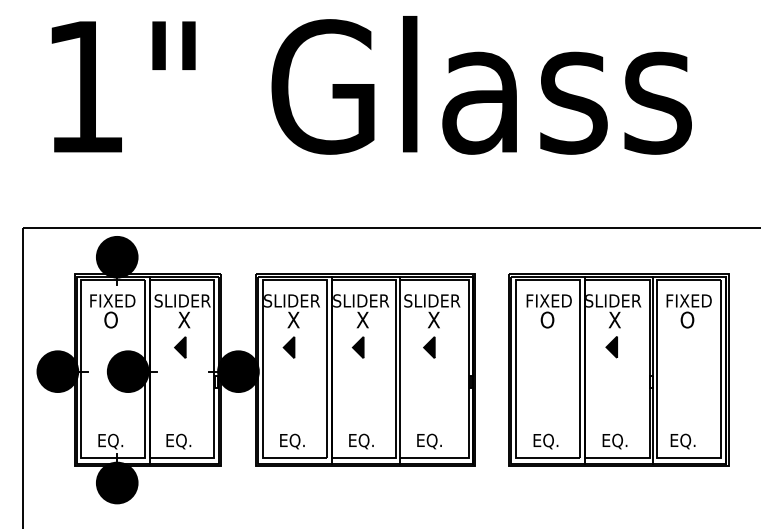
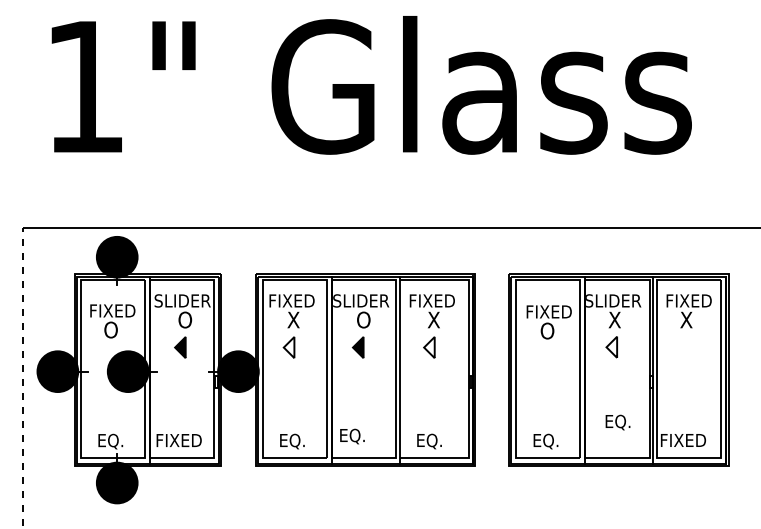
text: SLIDER -> FIXED (291, 300)
text: SLIDER -> FIXED (432, 300)
text position: (112, 311) -> (112, 321) (112, 321)
text position: (548, 311) -> (548, 322) (548, 322)
text: X -> O (185, 319)
text: X -> O (363, 319)
text: O -> X (687, 319)
fill: present -> none (611, 346)
fill: present -> none (288, 347)
fill: present -> none (429, 347)
line: solid -> dashed (22, 378)
text: EQ. -> FIXED (178, 441)
text position: (361, 441) -> (352, 436) (352, 436)
text position: (614, 441) -> (617, 422) (617, 422)
text: EQ. -> FIXED (683, 441)
